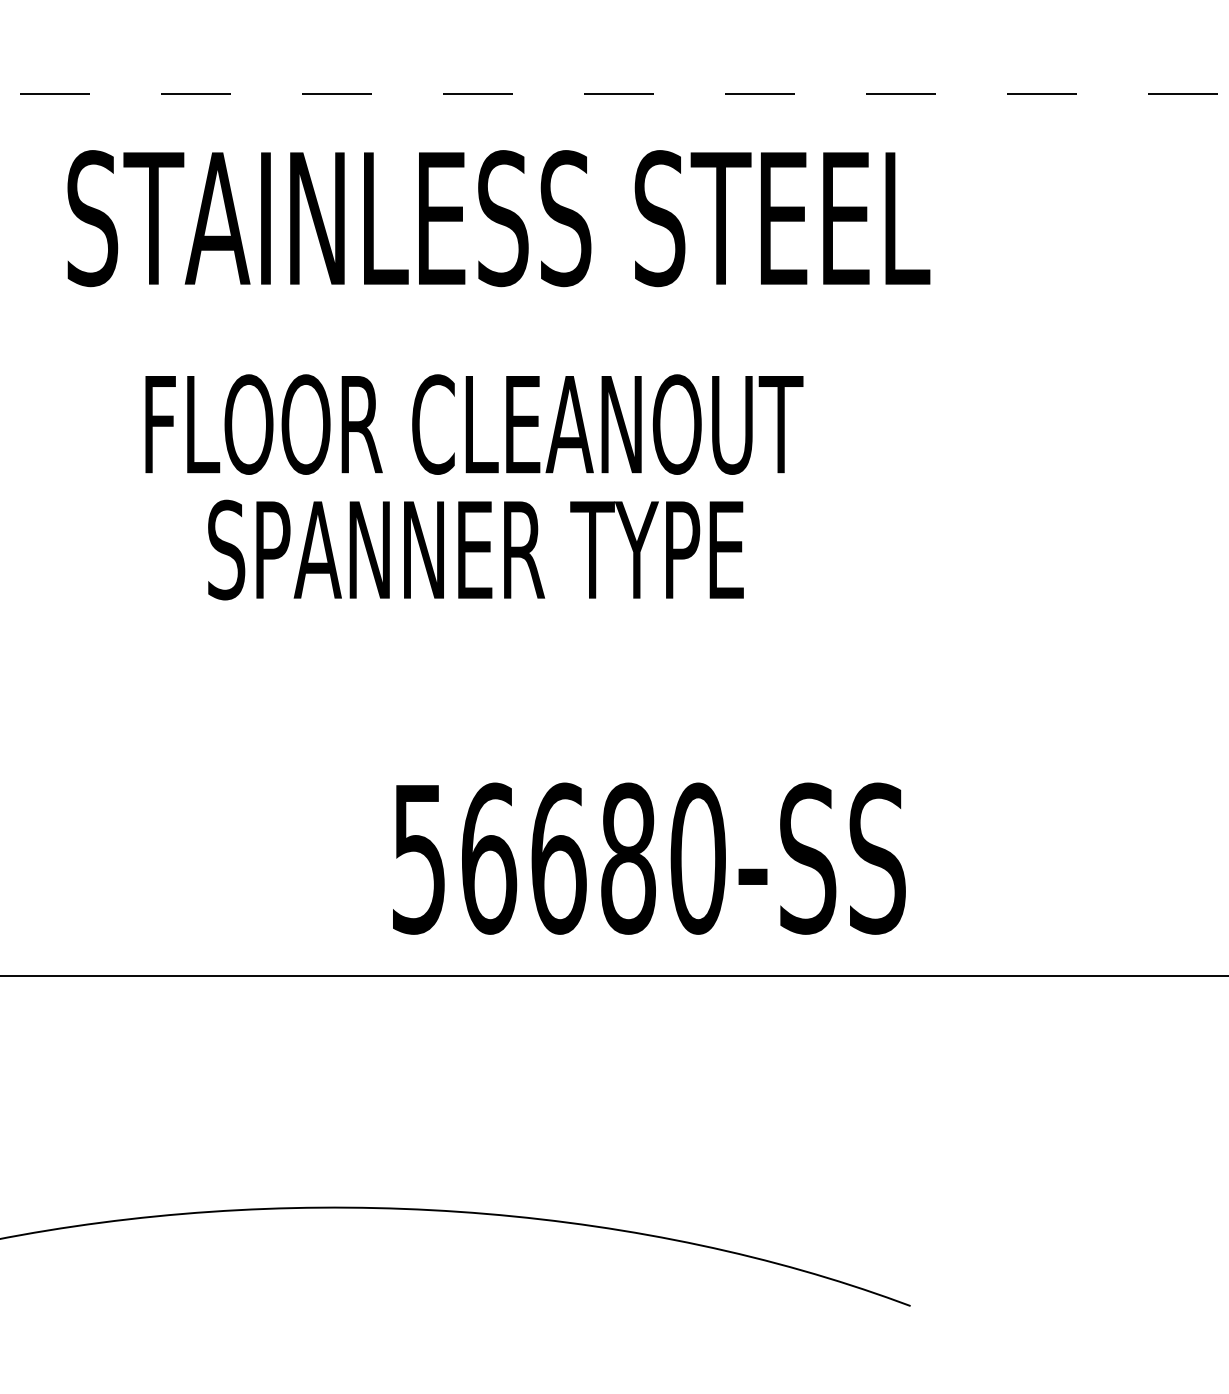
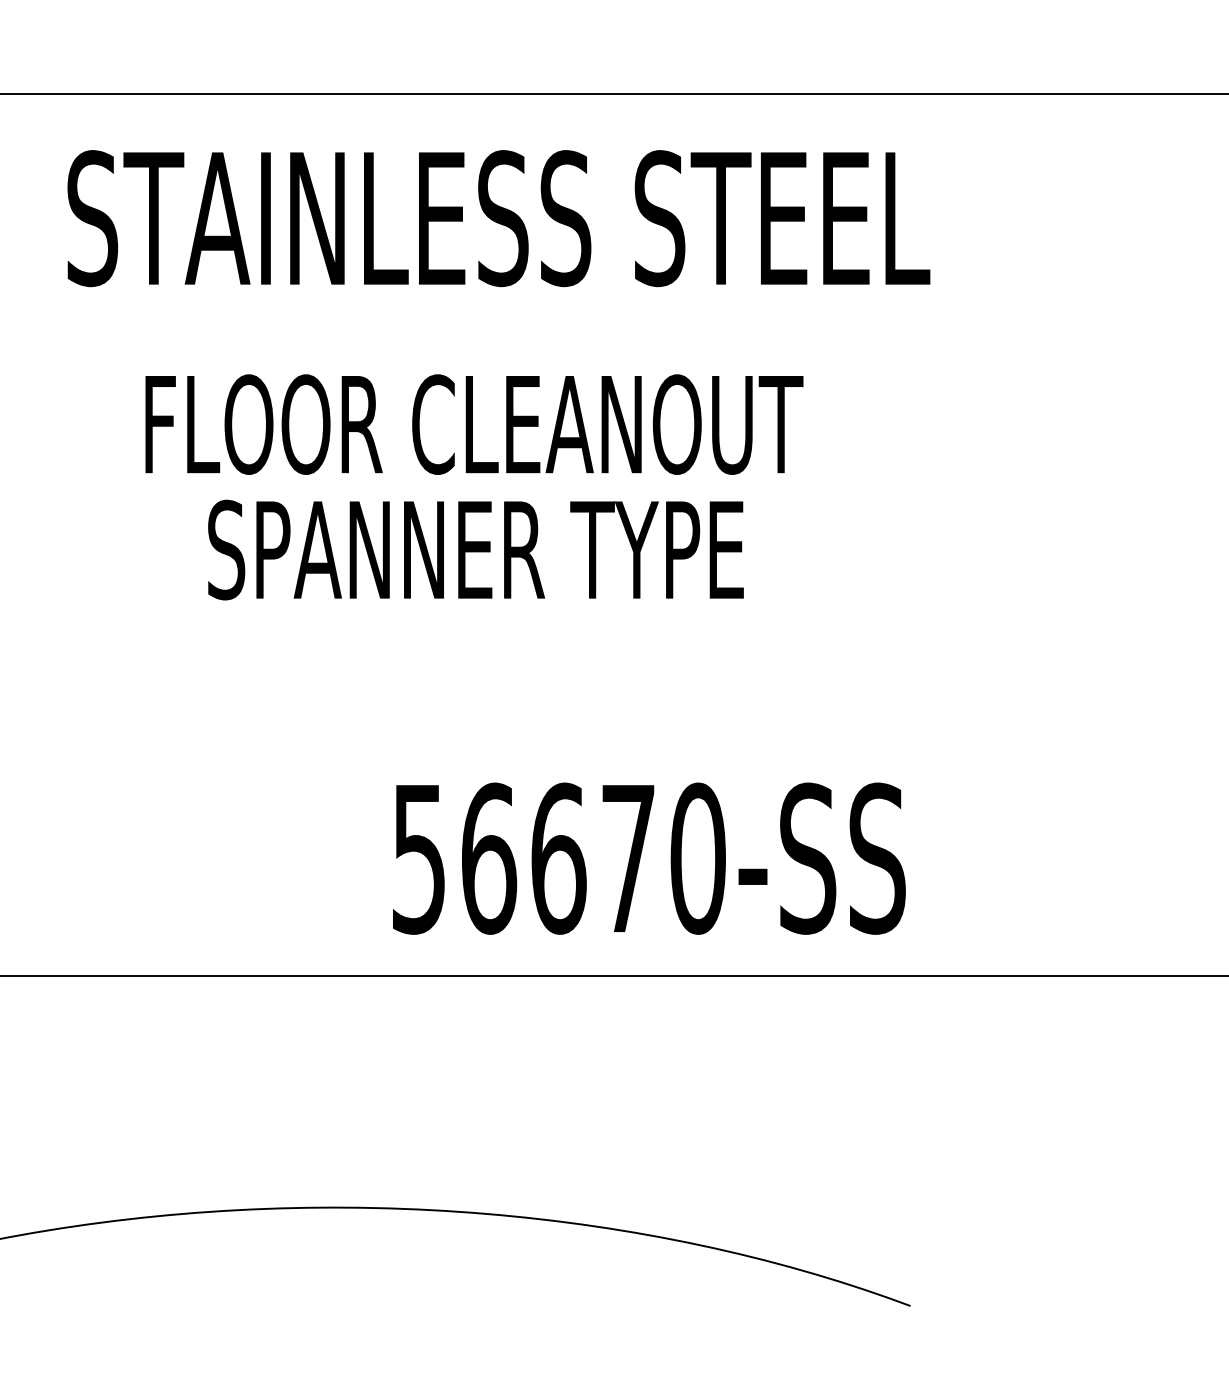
line: dashed -> solid (614, 94)
text: 56680-SS -> 56670-SS (628, 858)
